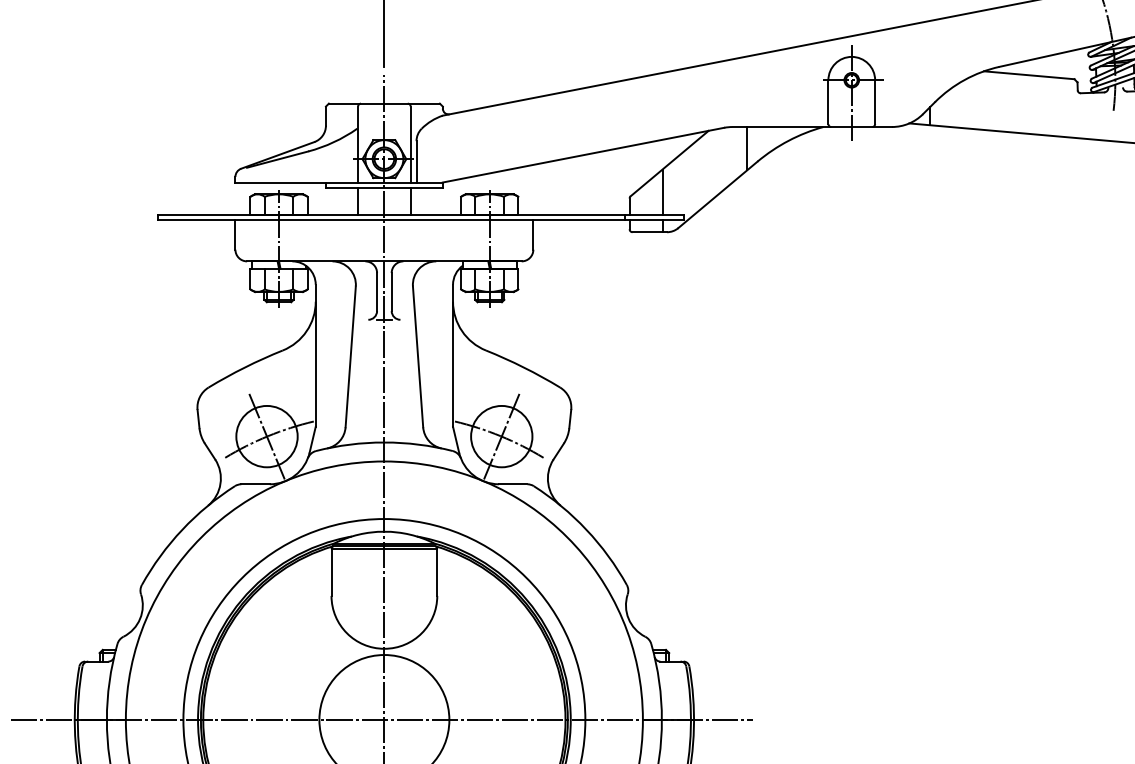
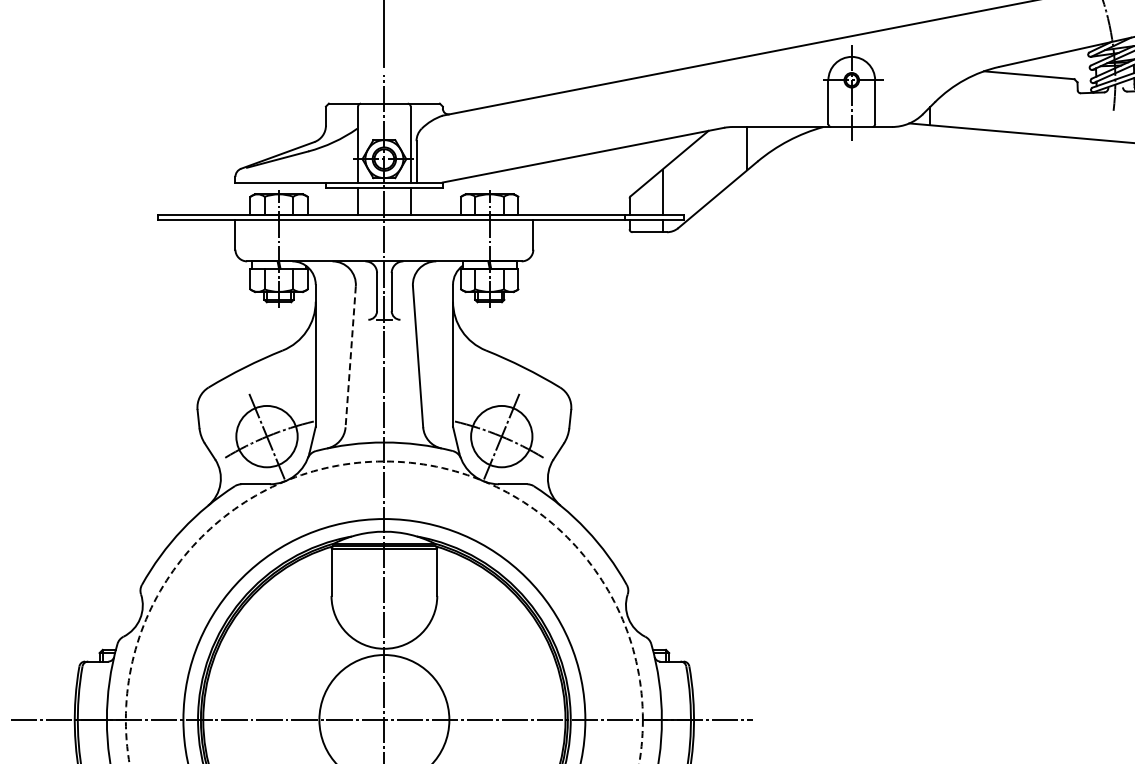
line: solid -> dashed (350, 356)
circle: solid -> dashed (383, 612)
